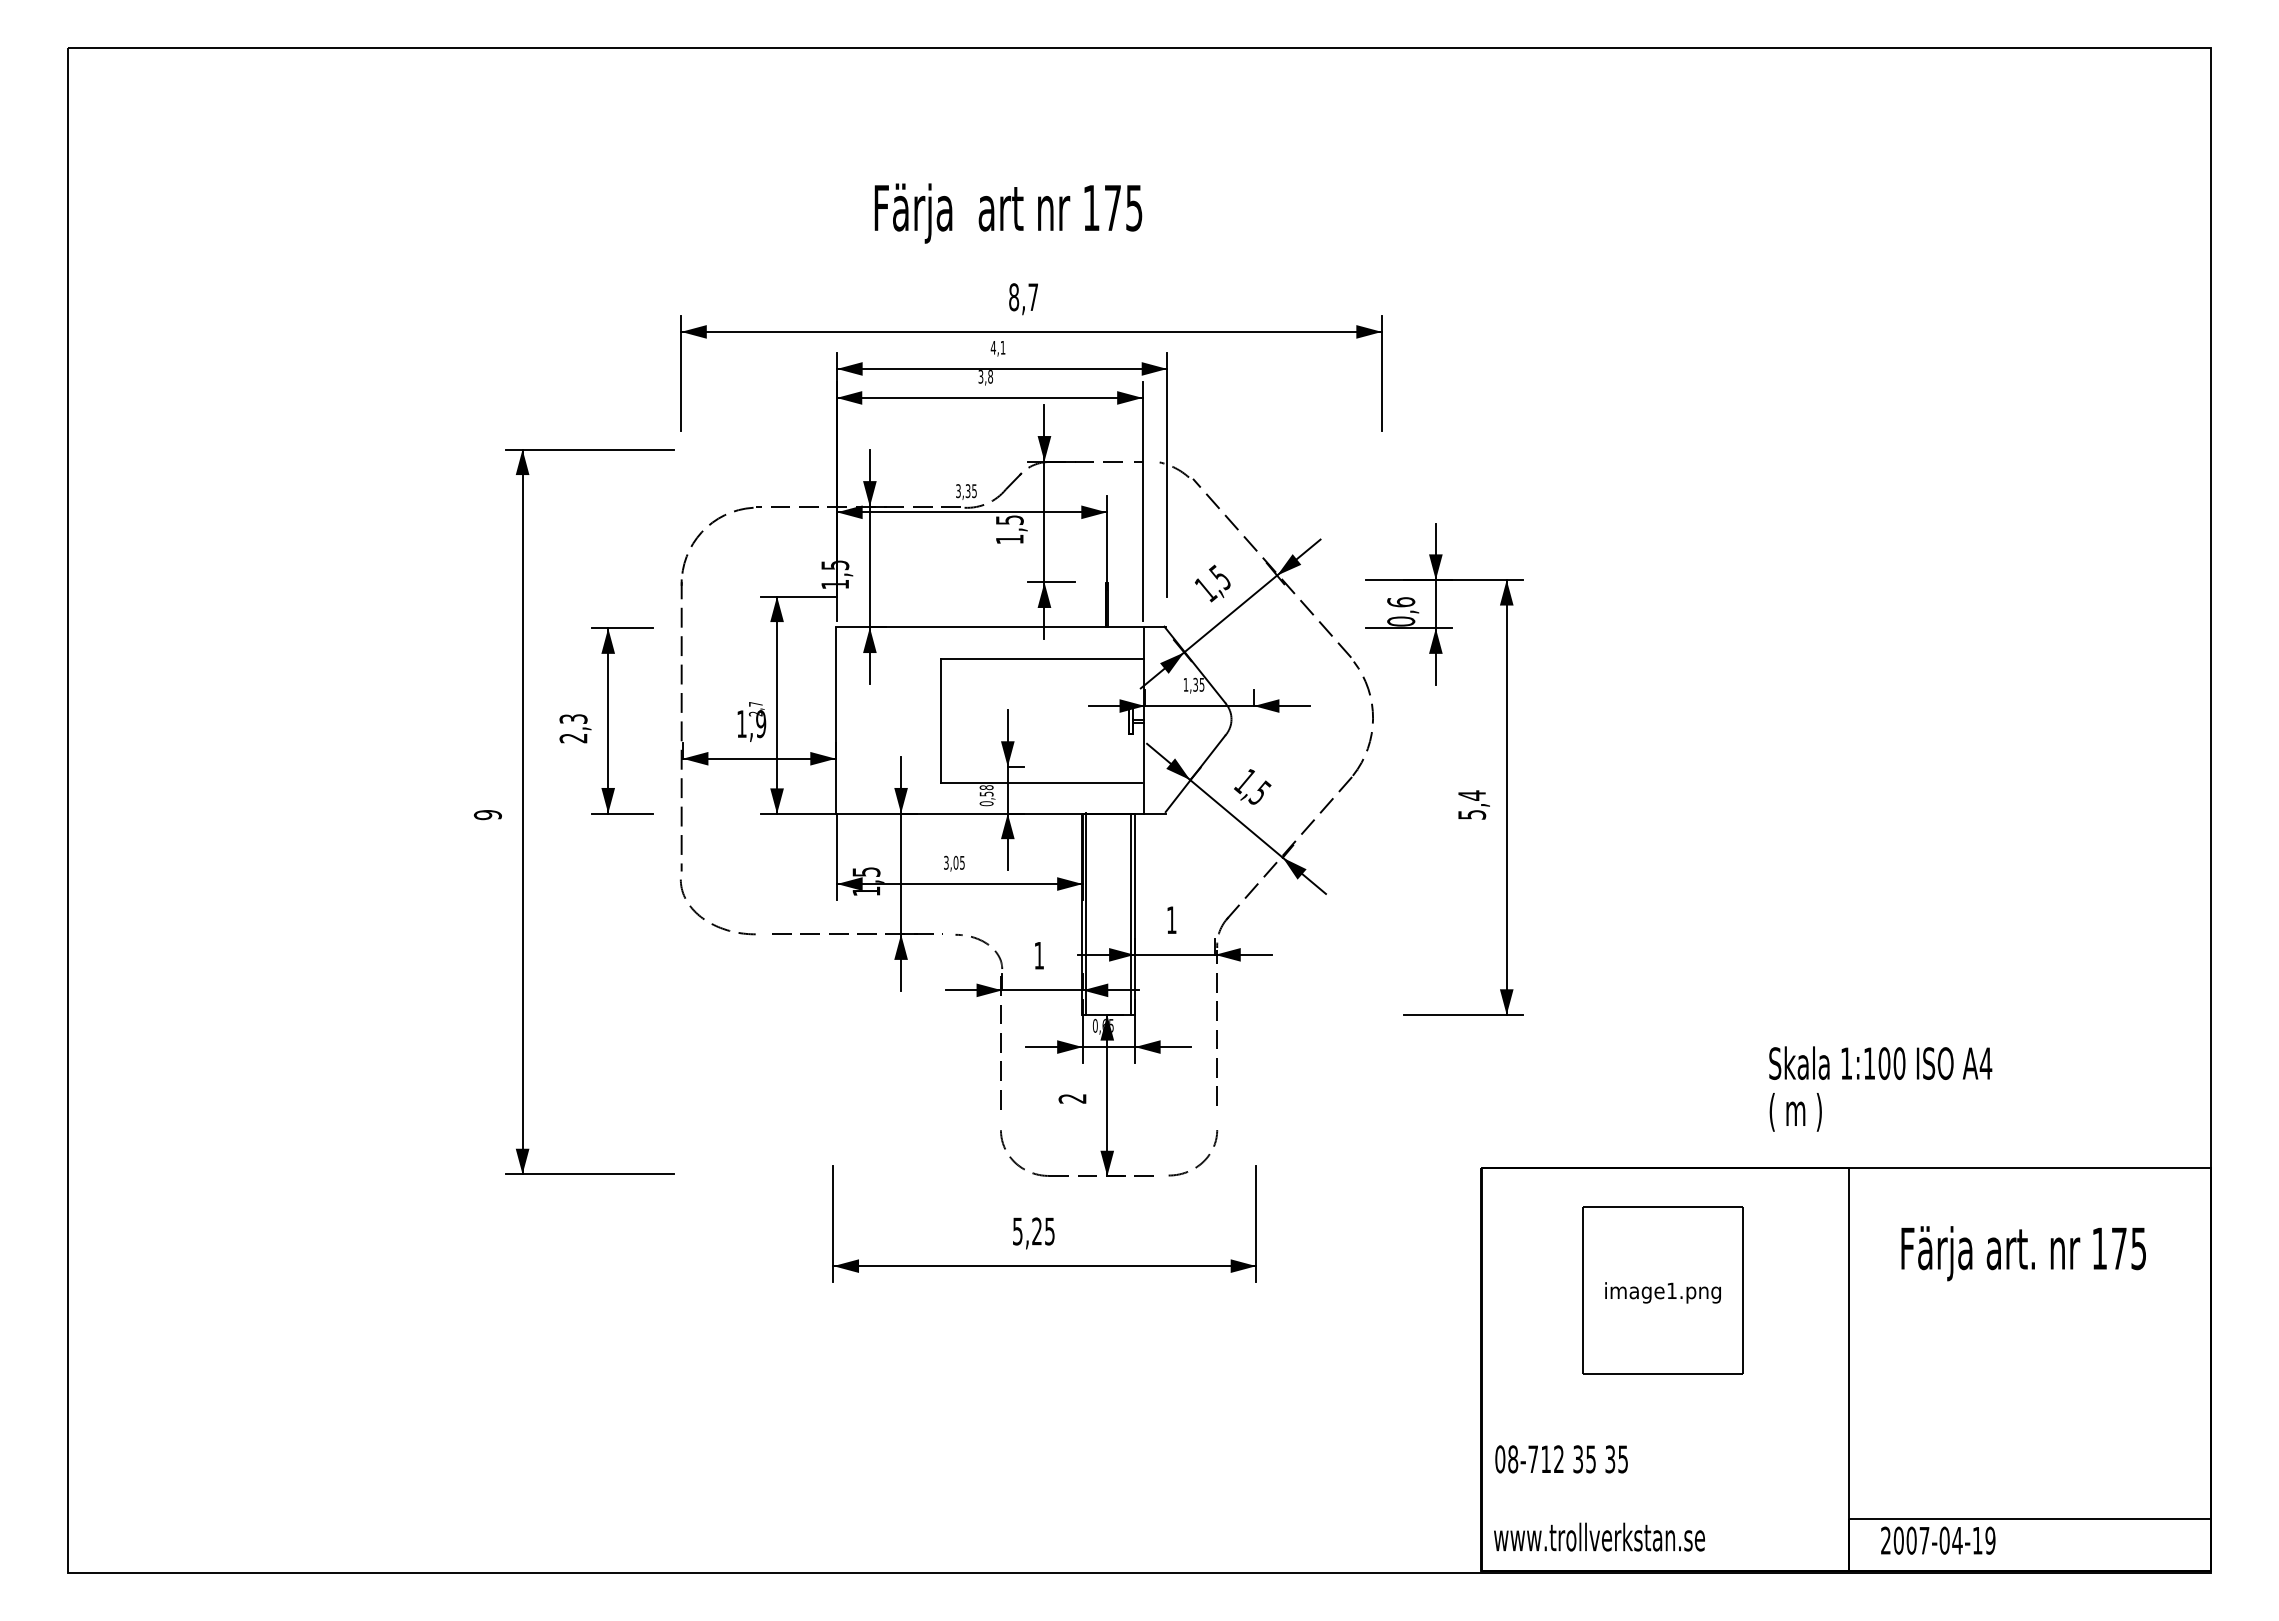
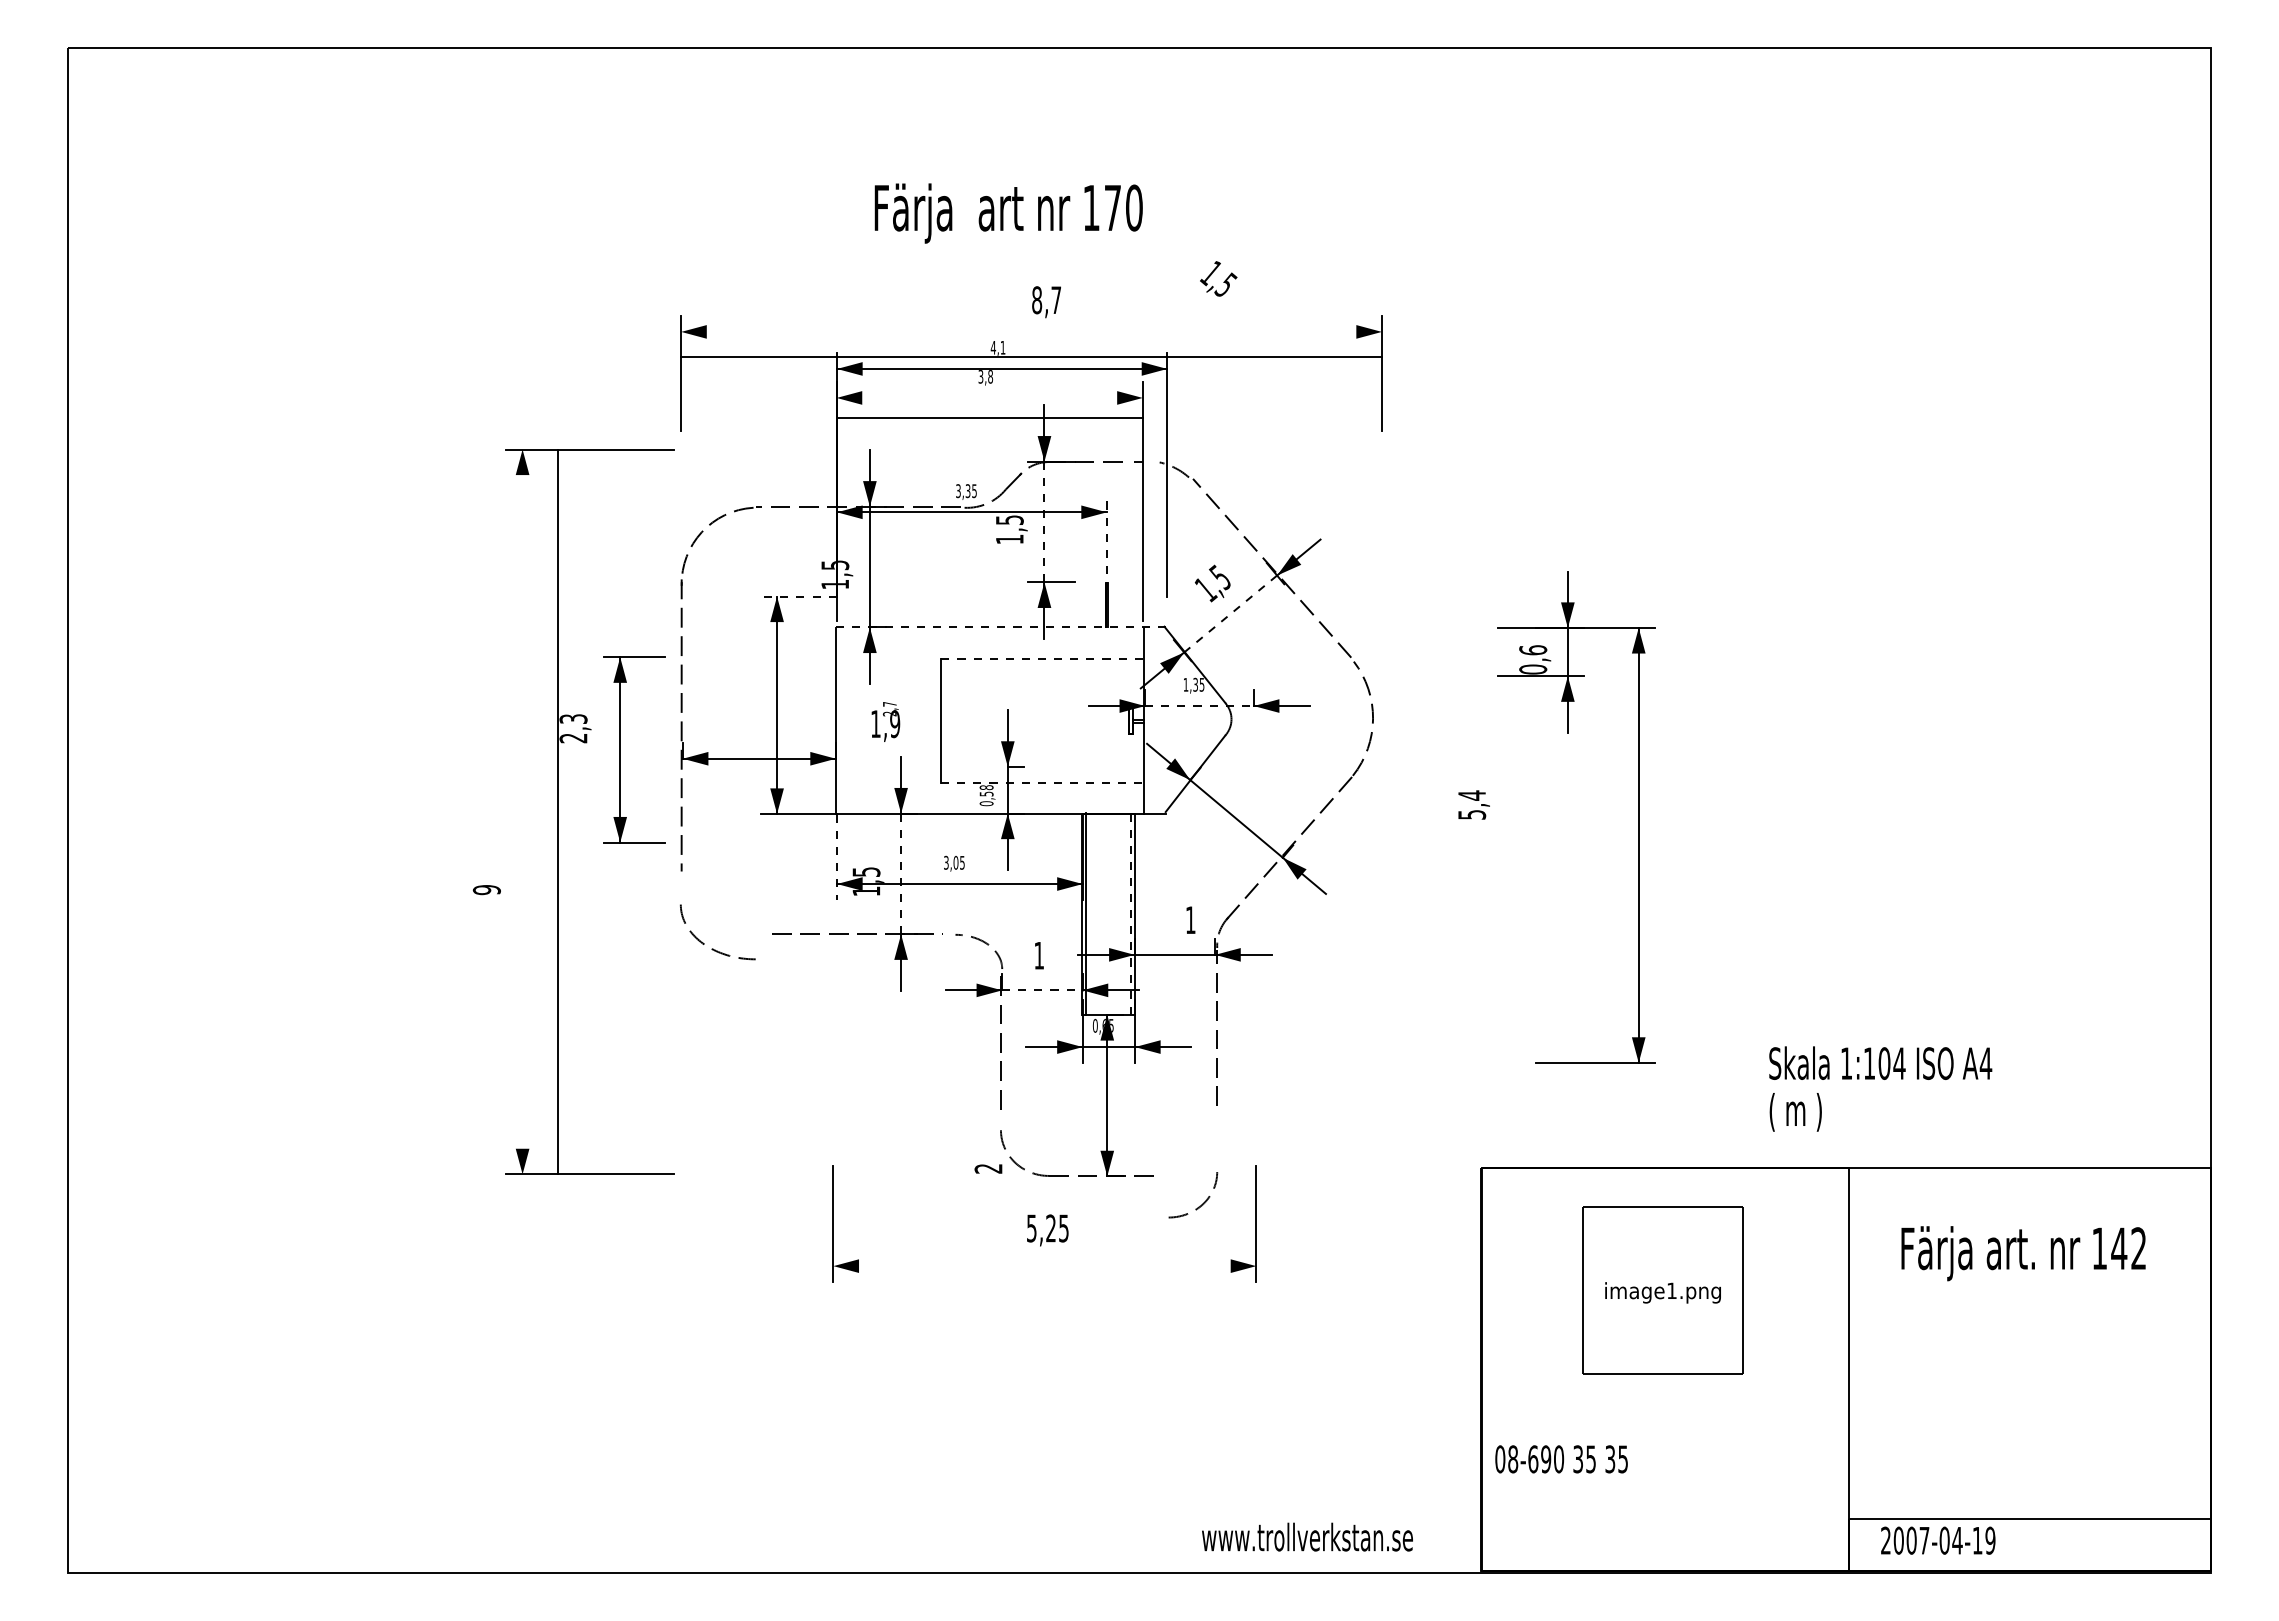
text: 175 -> 170 (1134, 207)
text position: (1023, 299) -> (1046, 302) (1046, 302)
line position: (1031, 331) -> (1031, 356) (1031, 356)
line position: (989, 397) -> (989, 417) (989, 417)
line: solid -> dashed (1044, 522)
line: solid -> dashed (1106, 543)
line: solid -> dashed (798, 596)
line: solid -> dashed (1230, 614)
line: solid -> dashed (1001, 627)
line: solid -> dashed (1043, 659)
line: solid -> dashed (1199, 706)
part position: (608, 720) -> (620, 749) (620, 749)
text position: (751, 721) -> (885, 721) (885, 721)
part position: (1506, 769) -> (1638, 817) (1638, 817)
line: solid -> dashed (1041, 782)
text position: (1252, 786) -> (1218, 278) (1218, 278)
line position: (522, 811) -> (557, 811) (557, 811)
text position: (487, 815) -> (486, 890) (486, 890)
line: solid -> dashed (837, 857)
line: solid -> dashed (901, 873)
line: solid -> dashed (1130, 914)
text position: (1171, 919) -> (1190, 919) (1190, 919)
curve position: (713, 923) -> (713, 948) (713, 948)
line: solid -> dashed (1042, 990)
text: 1:100 -> 1:104 (1899, 1063)
text position: (1072, 1098) -> (988, 1168) (988, 1168)
curve position: (1202, 1161) -> (1202, 1203) (1202, 1203)
text position: (1033, 1233) -> (1047, 1230) (1047, 1230)
text: 175 -> 142 (2128, 1248)
line: present -> none (1044, 1266)
text: 08-712 -> 08-690 (1546, 1459)
text position: (1599, 1536) -> (1307, 1536) (1307, 1536)
